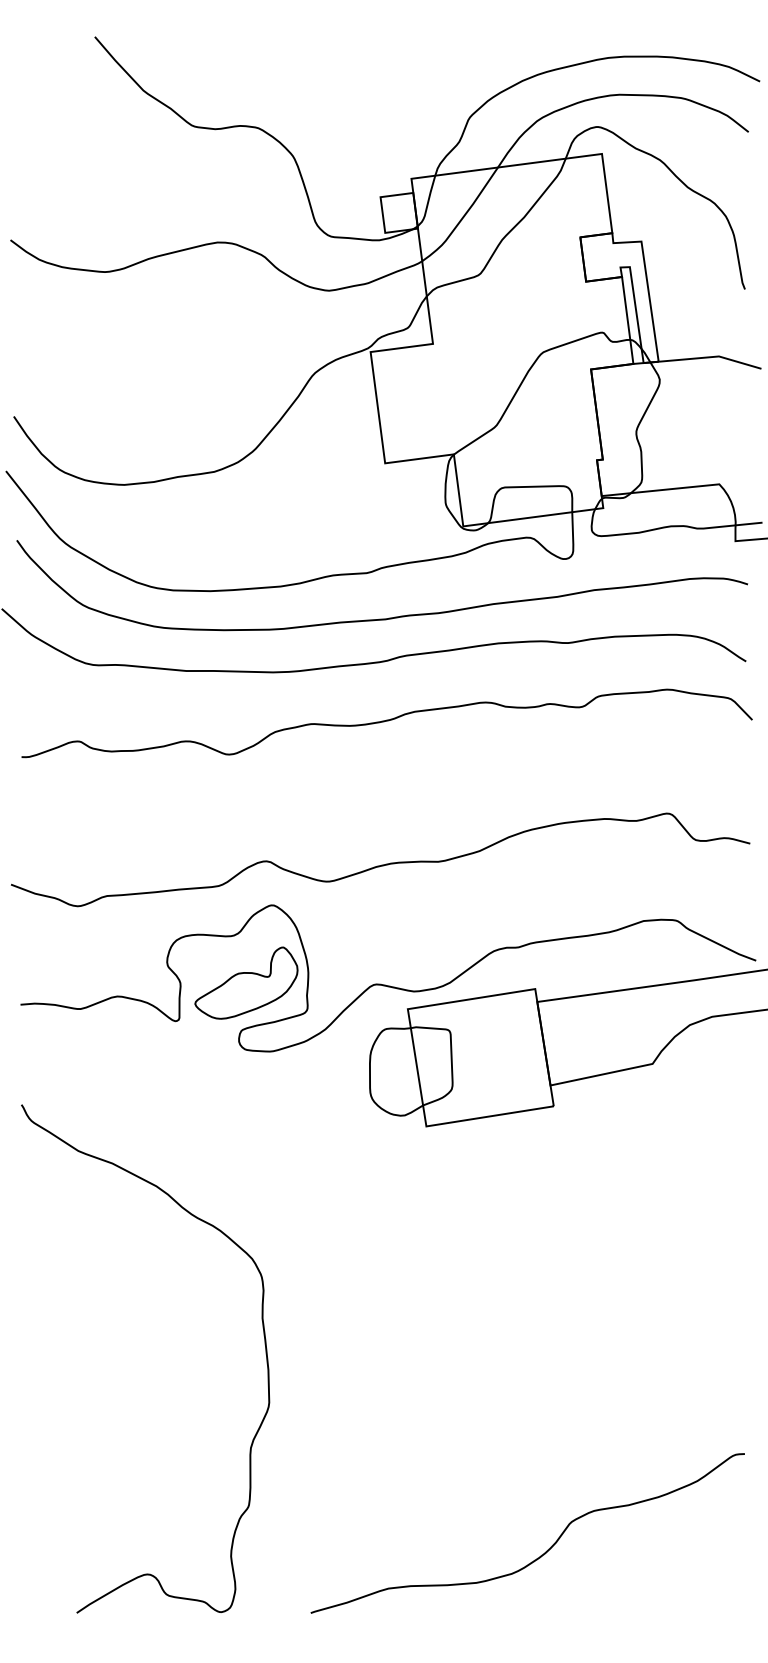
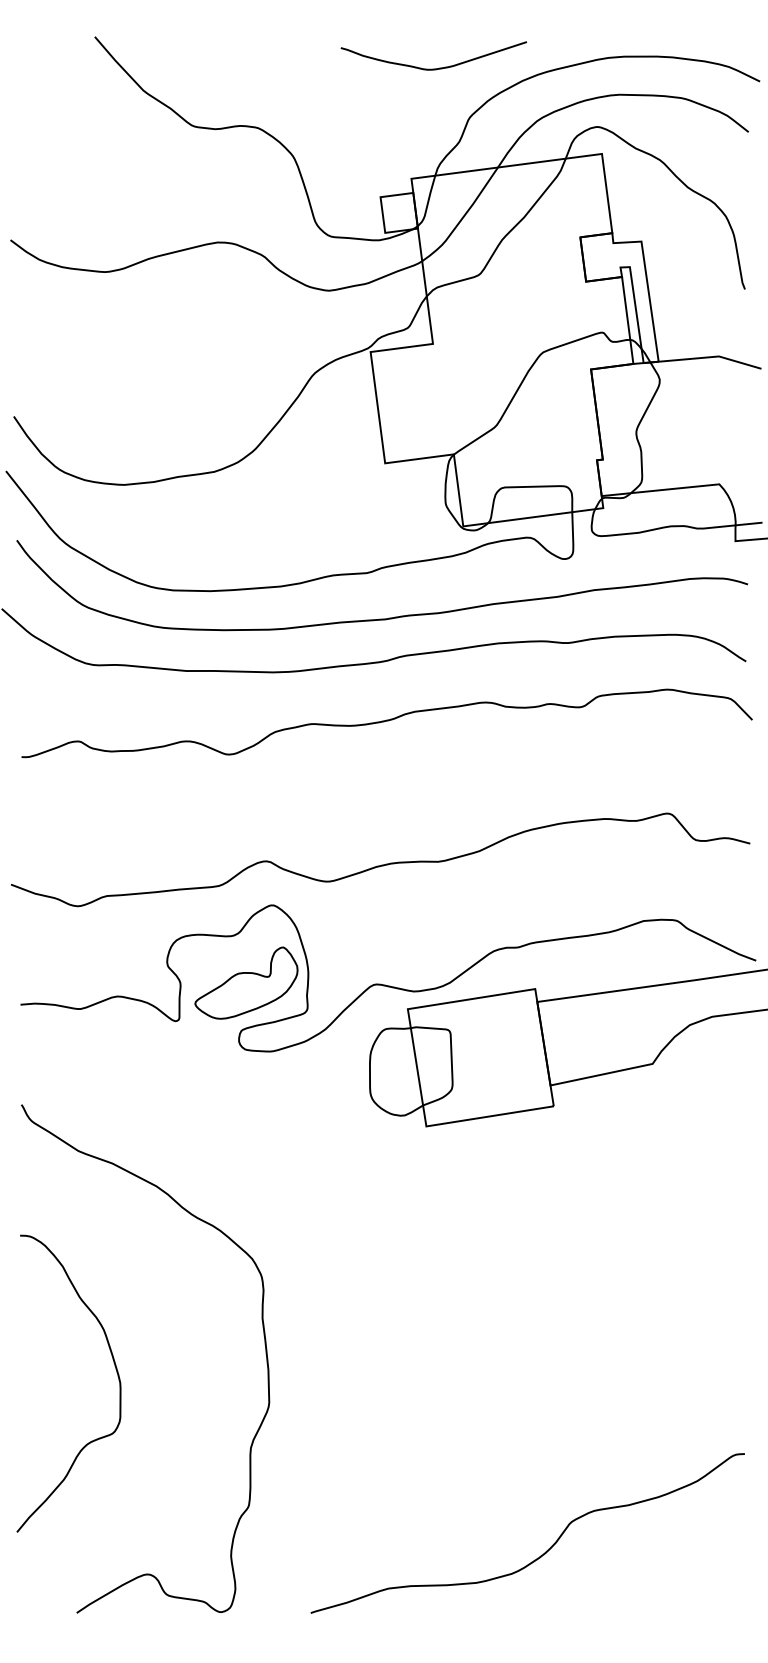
curve: none -> present (433, 68)
curve: none -> present (114, 1366)
